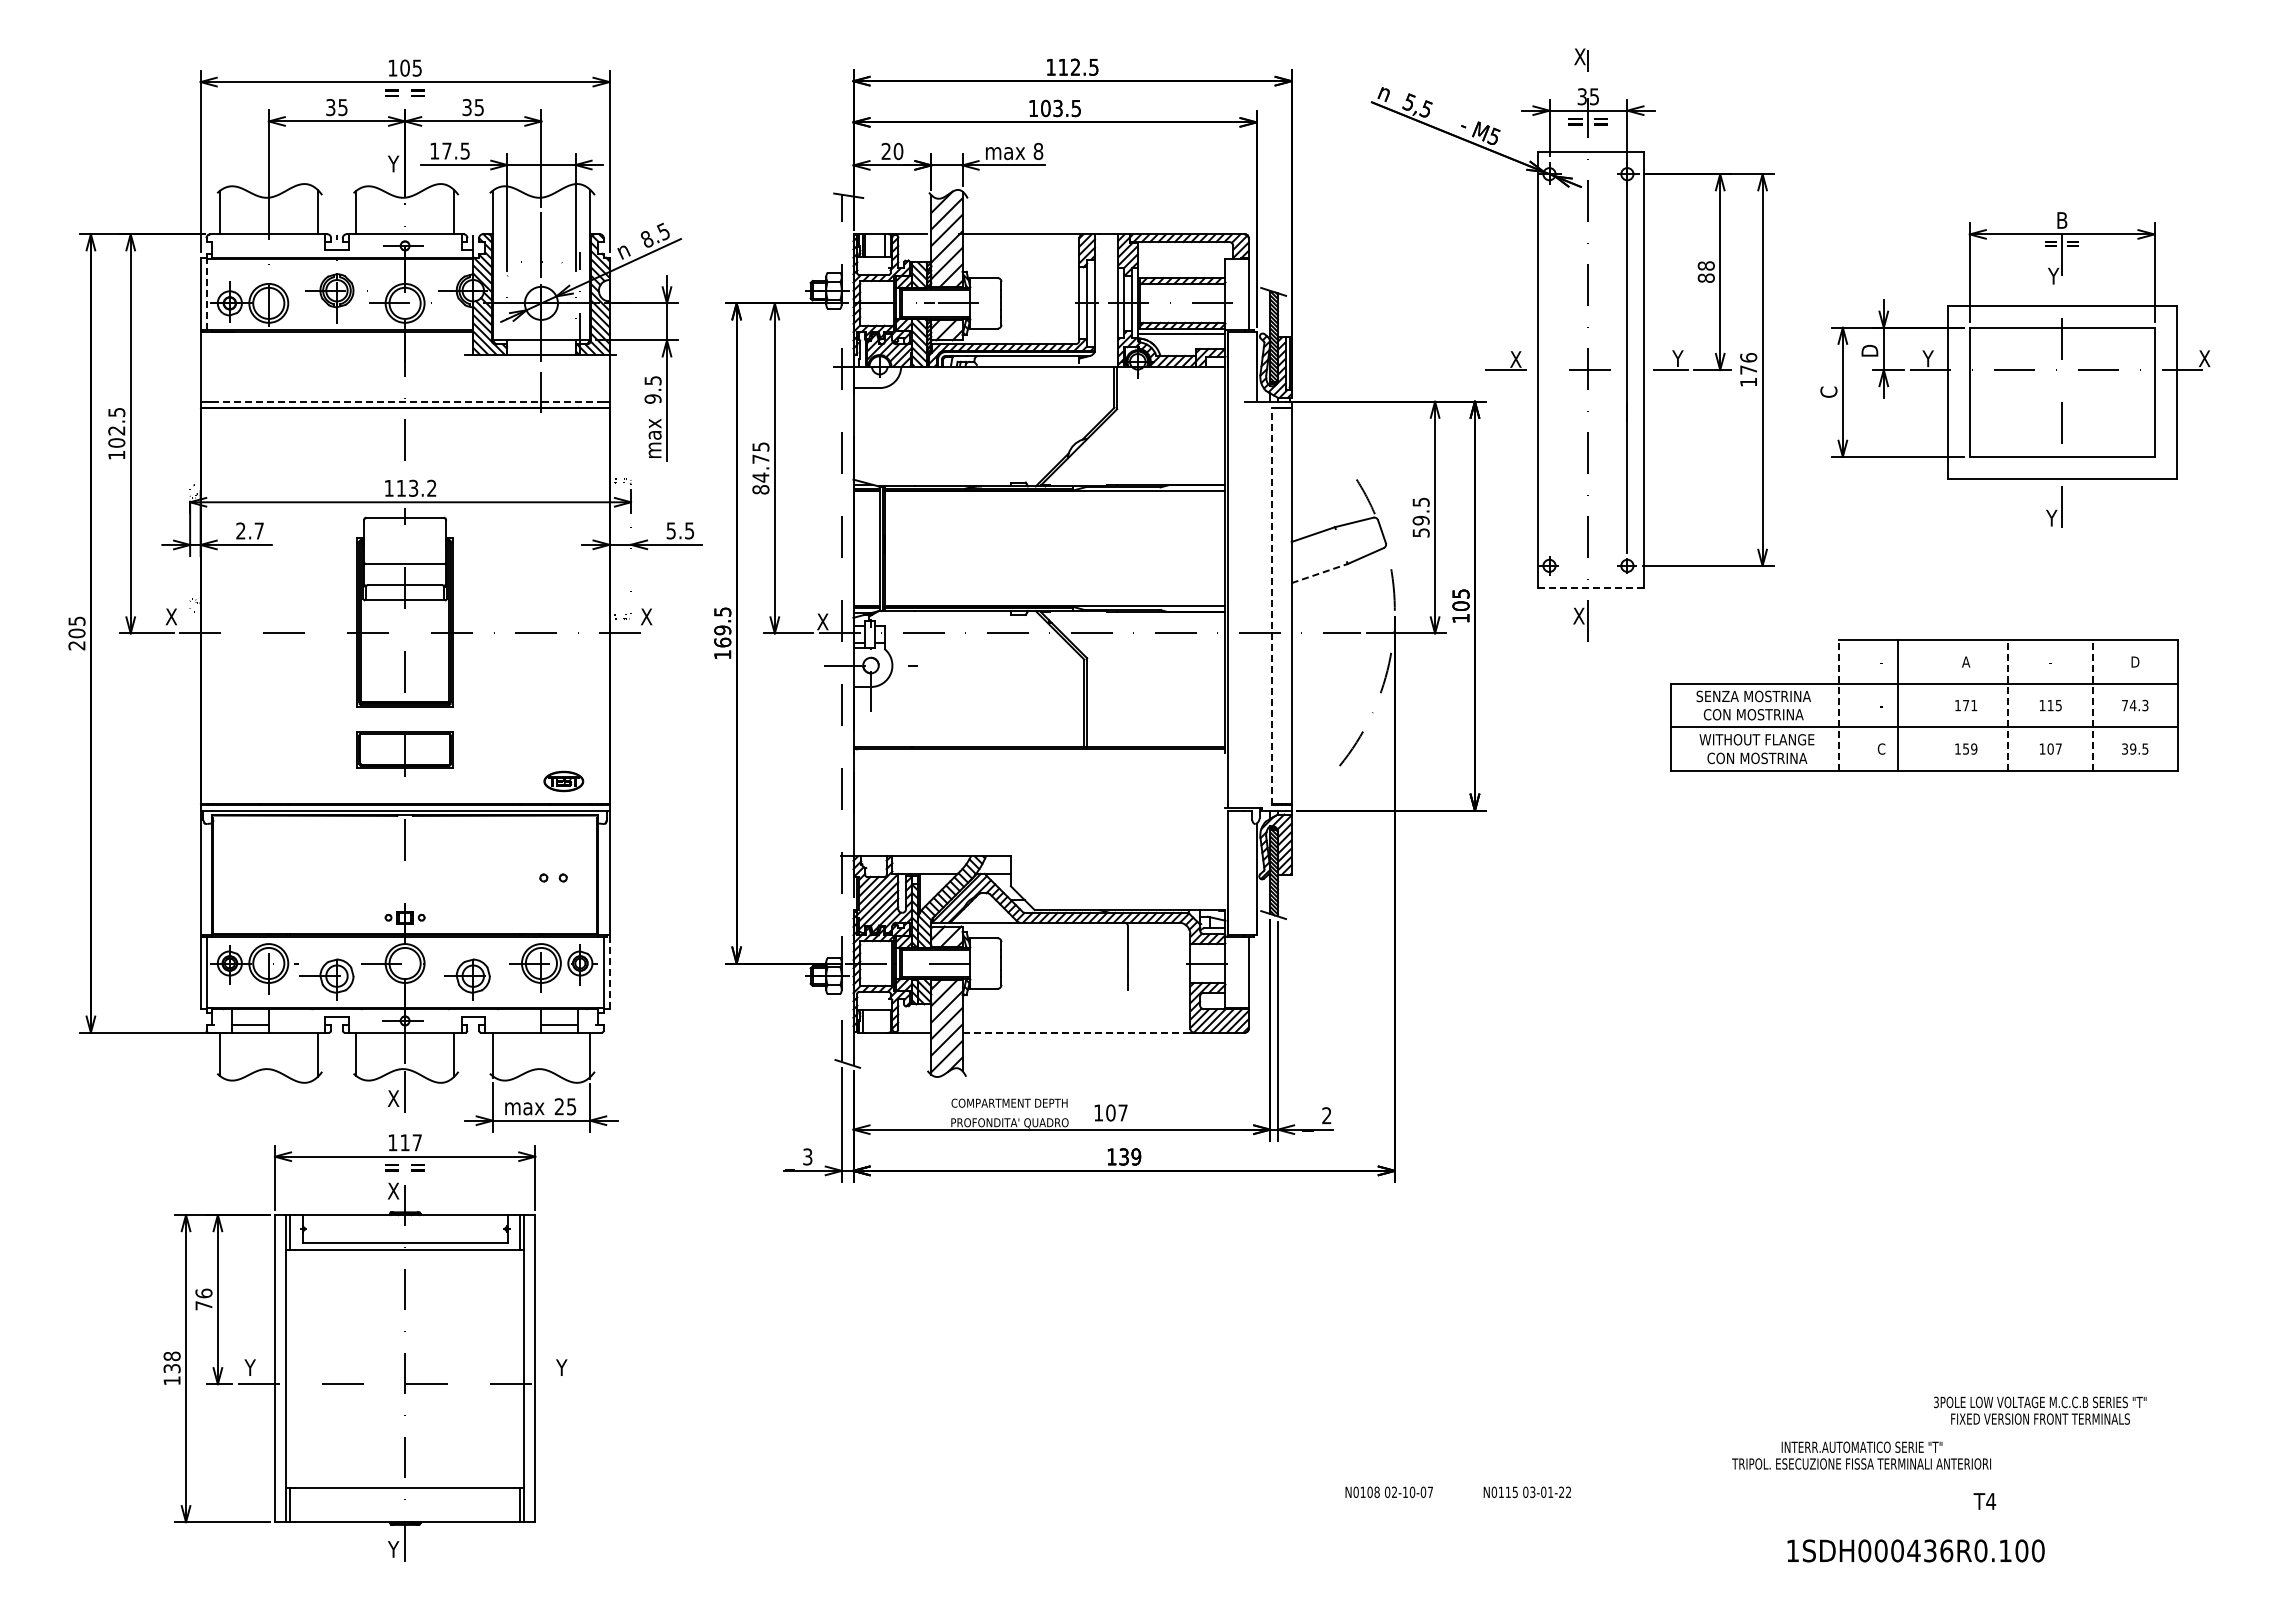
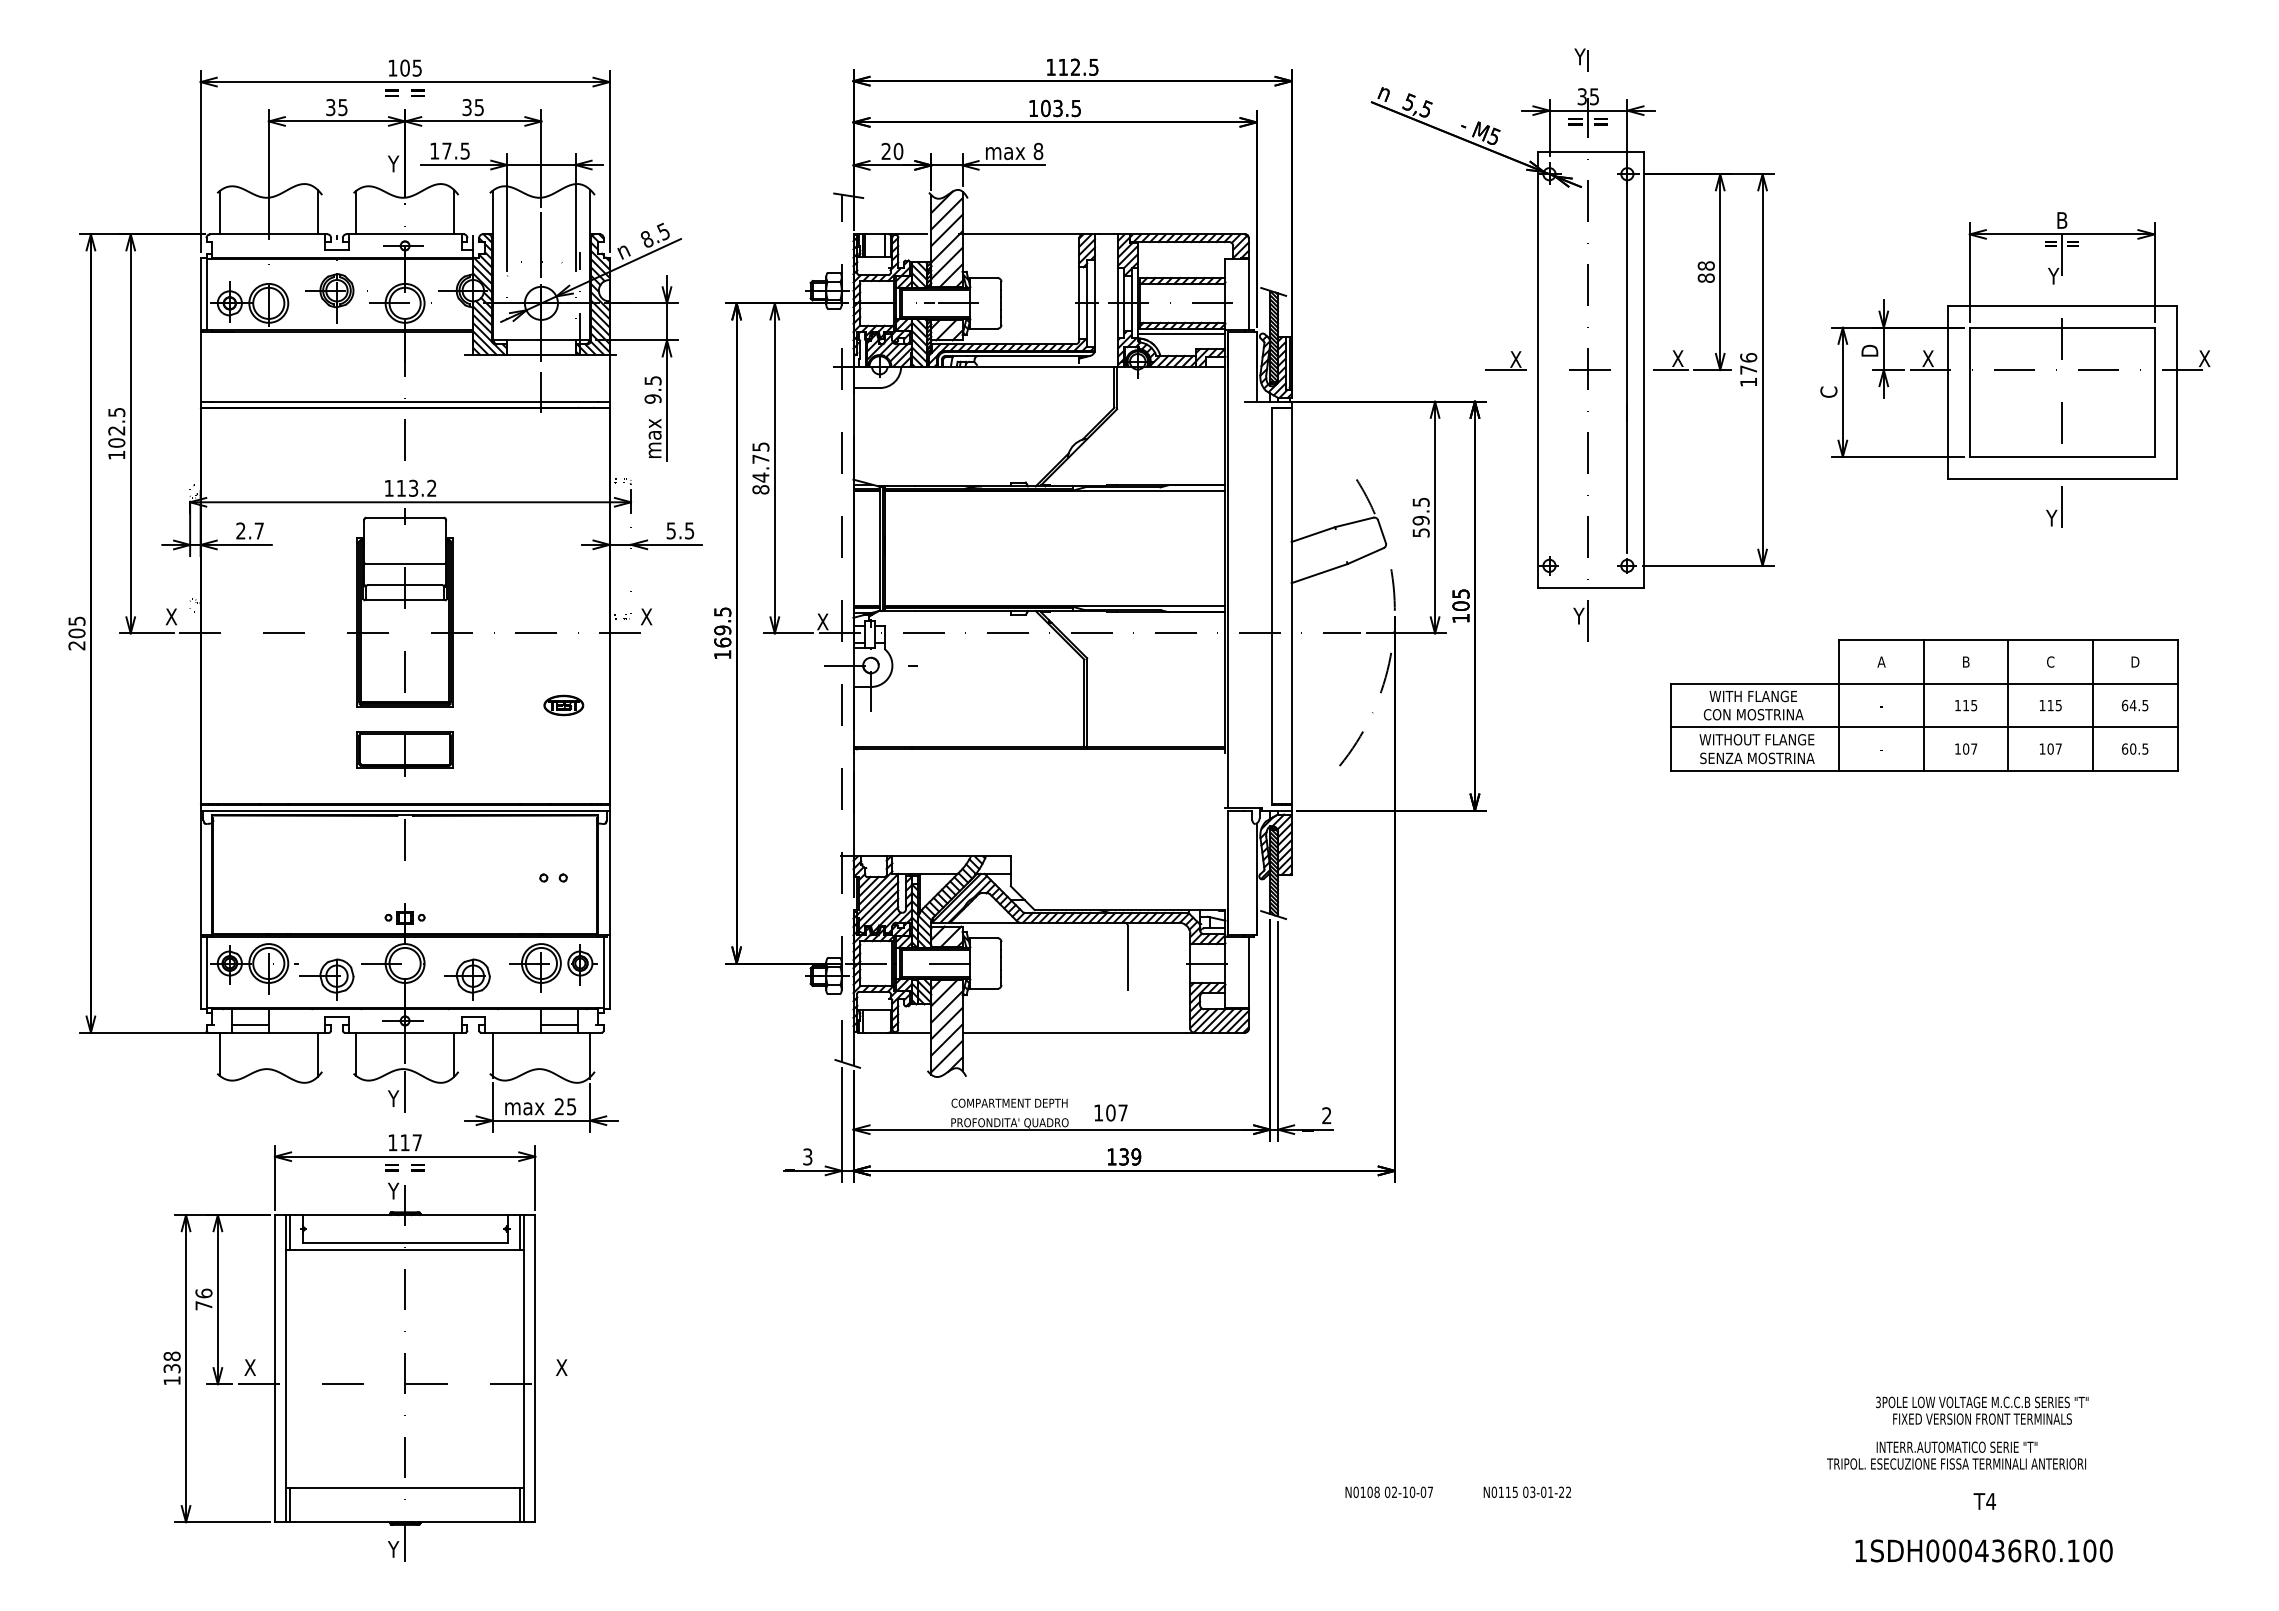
text: X -> Y (1579, 56)
line: dashed -> solid (206, 294)
text: Y -> X (1677, 358)
text: Y -> X (1927, 358)
line: dashed -> solid (405, 401)
line: dashed -> solid (1319, 573)
line: dashed -> solid (1591, 588)
line: dashed -> solid (1272, 606)
text: X -> Y (1578, 616)
text: - -> A (1881, 661)
text: A -> B (1966, 661)
text: - -> C (2050, 661)
text: SENZA MOSTRINA -> WITH FLANGE (1753, 696)
line: dashed -> solid (1839, 705)
line position: (1897, 705) -> (1923, 705) (1923, 705)
text: 171 -> 115 (1970, 705)
line: dashed -> solid (2008, 705)
line: dashed -> solid (2092, 705)
text: 74.3 -> 64.5 (2135, 705)
text: C -> - (1881, 748)
text: 159 -> 107 (1970, 748)
text: 39.5 -> 60.5 (2129, 748)
text: CON MOSTRINA -> SENZA MOSTRINA (1757, 758)
part position: (563, 781) -> (563, 705) (563, 705)
line: dashed -> solid (609, 971)
line: dashed -> solid (1074, 1032)
text: X -> Y (393, 1098)
text: X -> Y (393, 1191)
text: Y -> X (249, 1367)
text: Y -> X (561, 1367)
text position: (2040, 1410) -> (1982, 1410) (1982, 1410)
text position: (1861, 1455) -> (1956, 1455) (1956, 1455)
text position: (1915, 1550) -> (1983, 1550) (1983, 1550)
